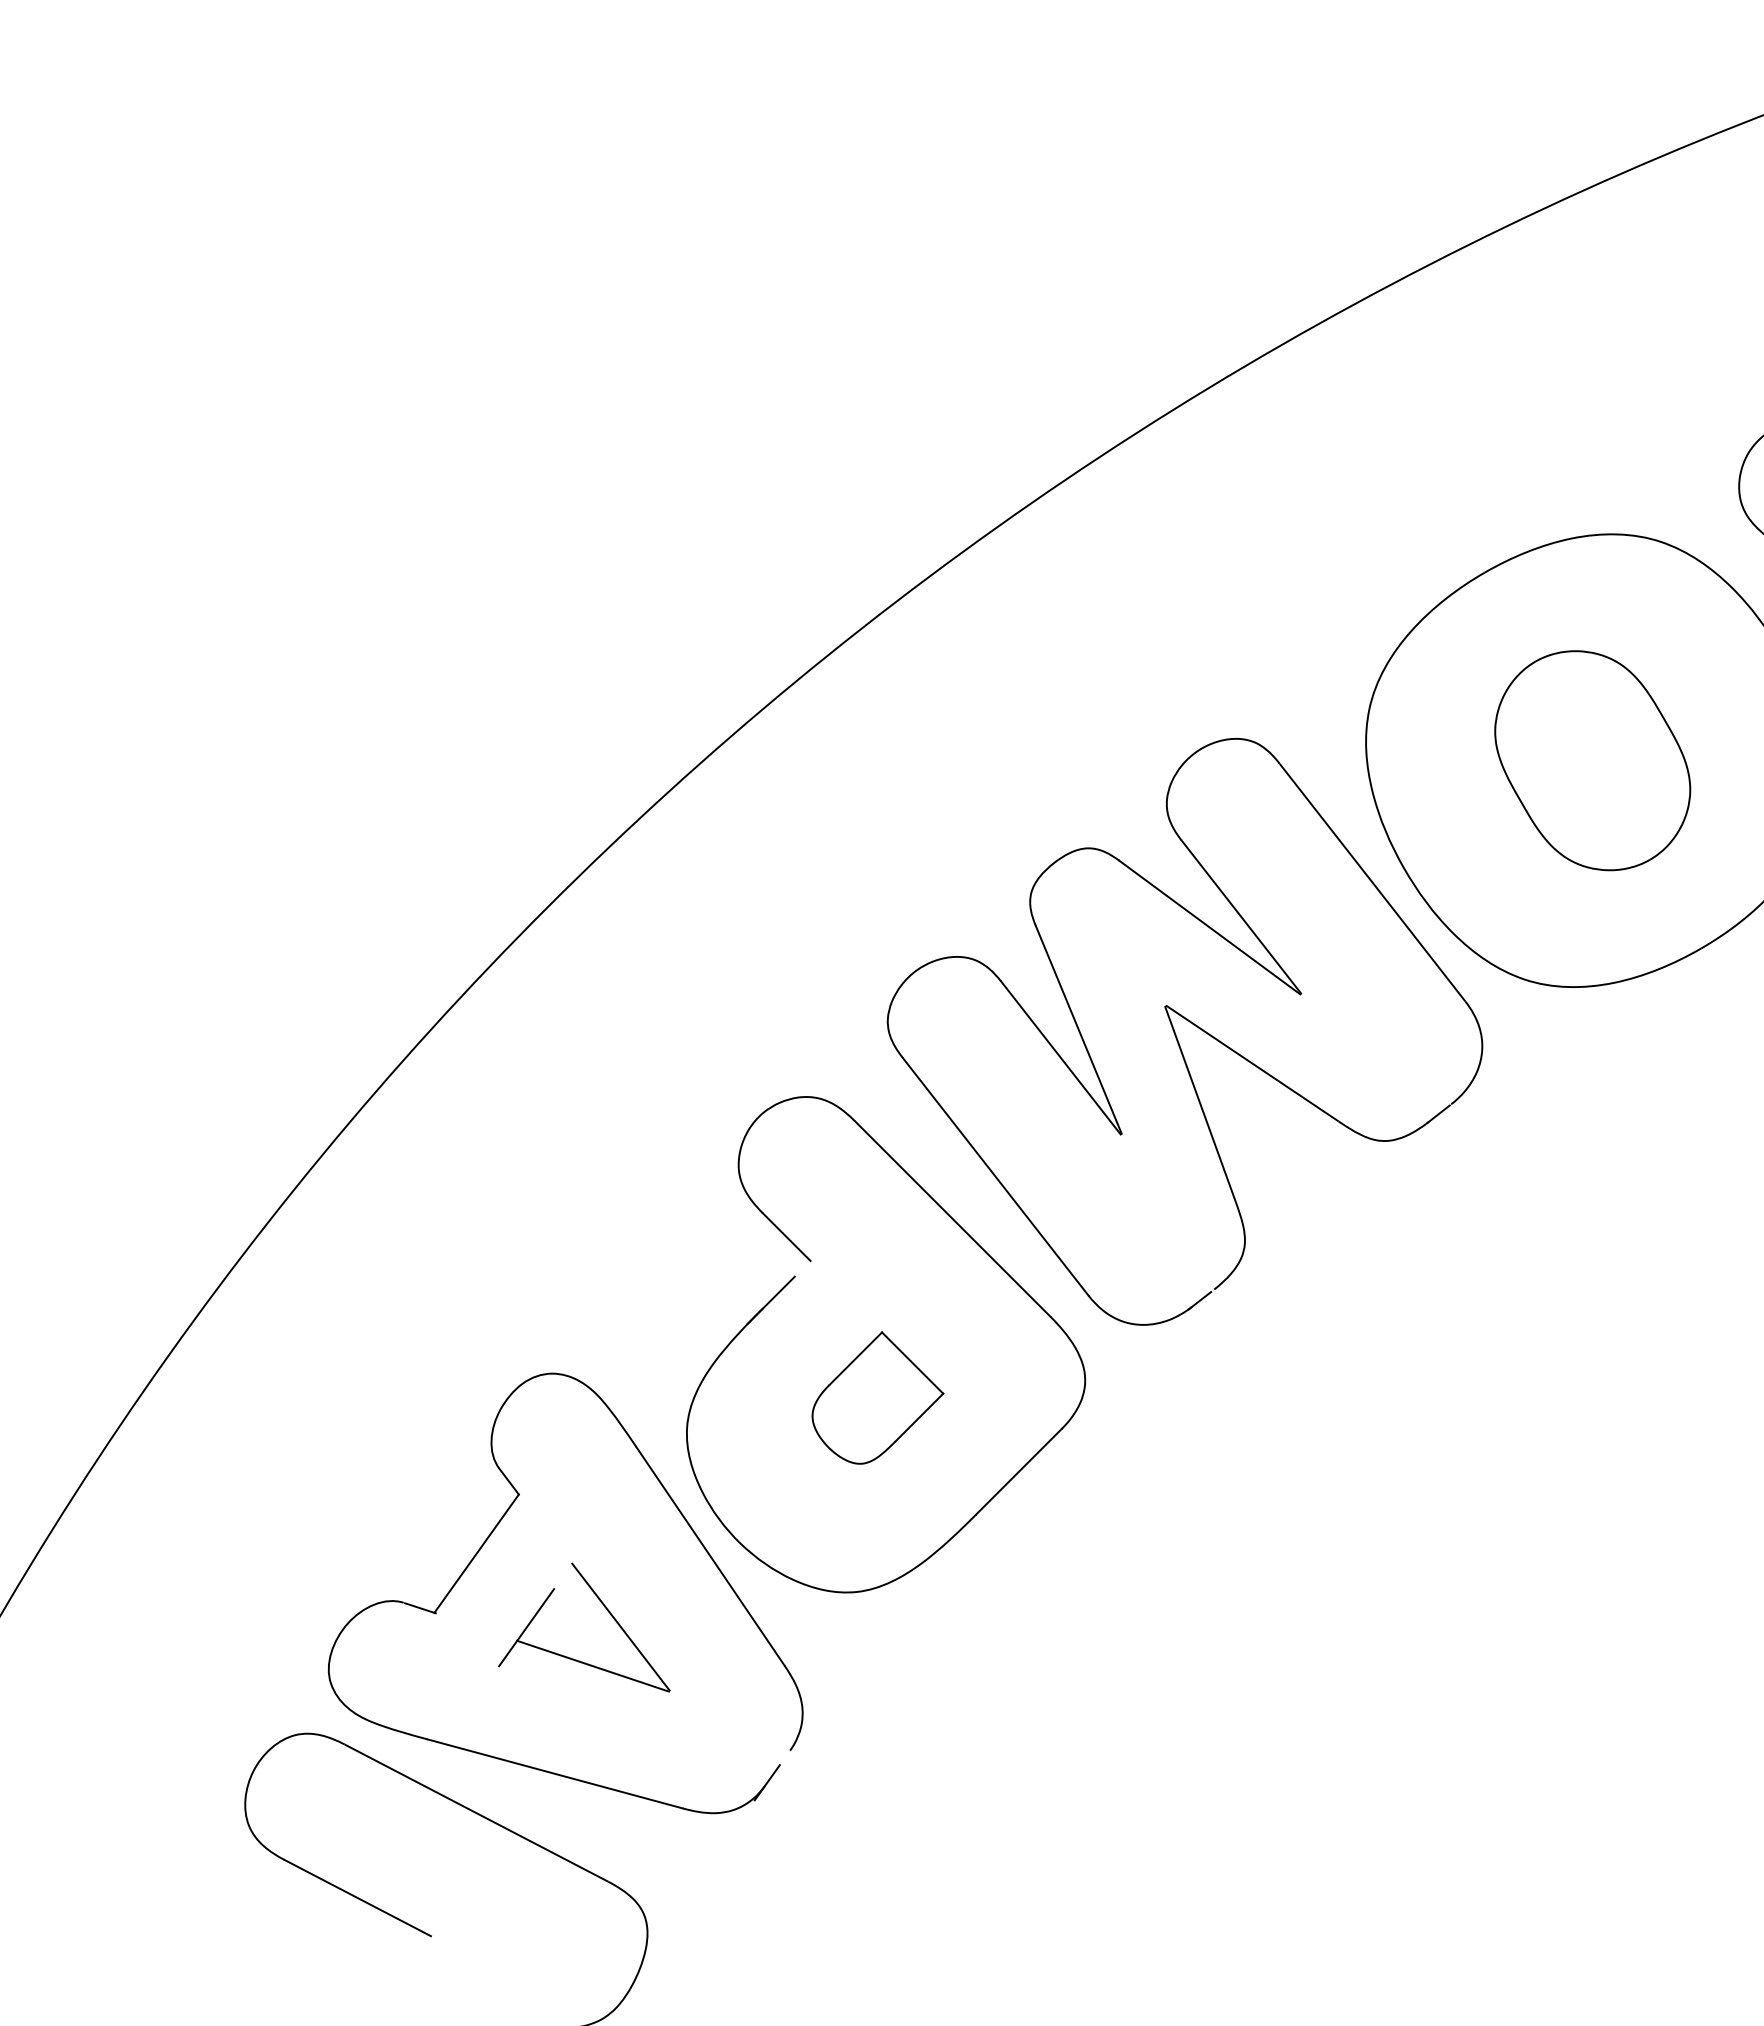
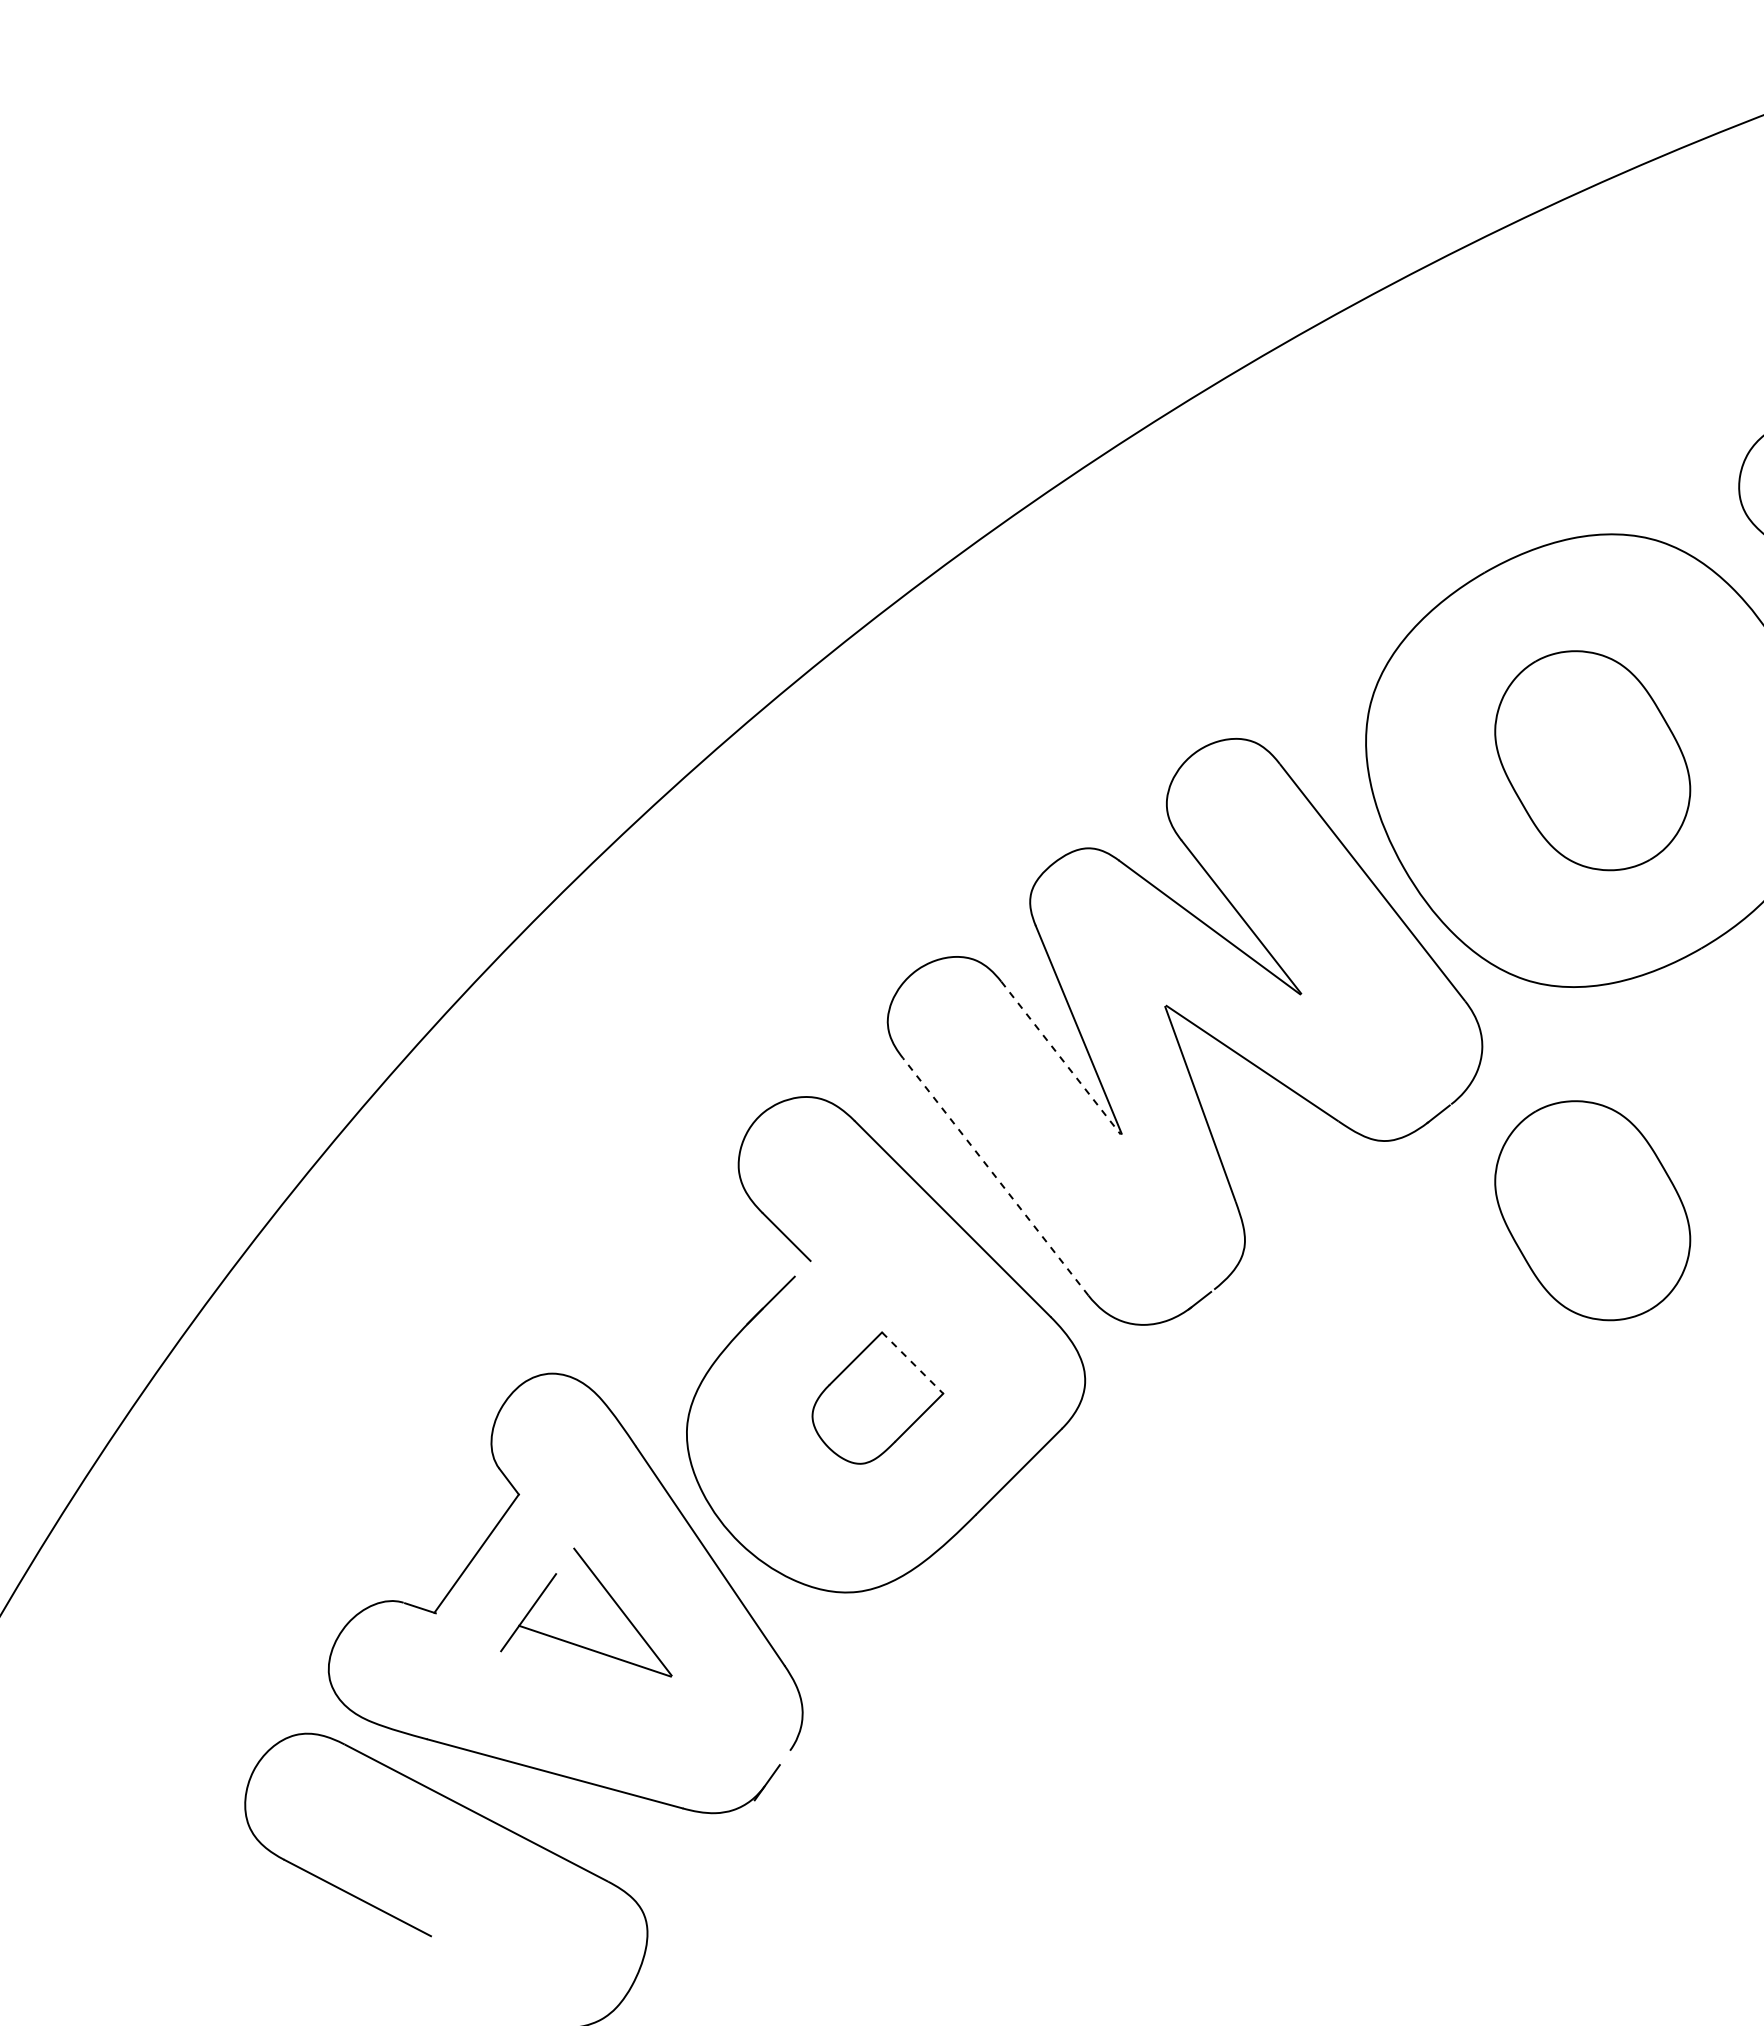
line: solid -> dashed (1060, 1058)
line: solid -> dashed (995, 1176)
part: none -> present (1592, 1210)
line: solid -> dashed (913, 1363)
part position: (607, 1611) -> (609, 1596) (609, 1596)
